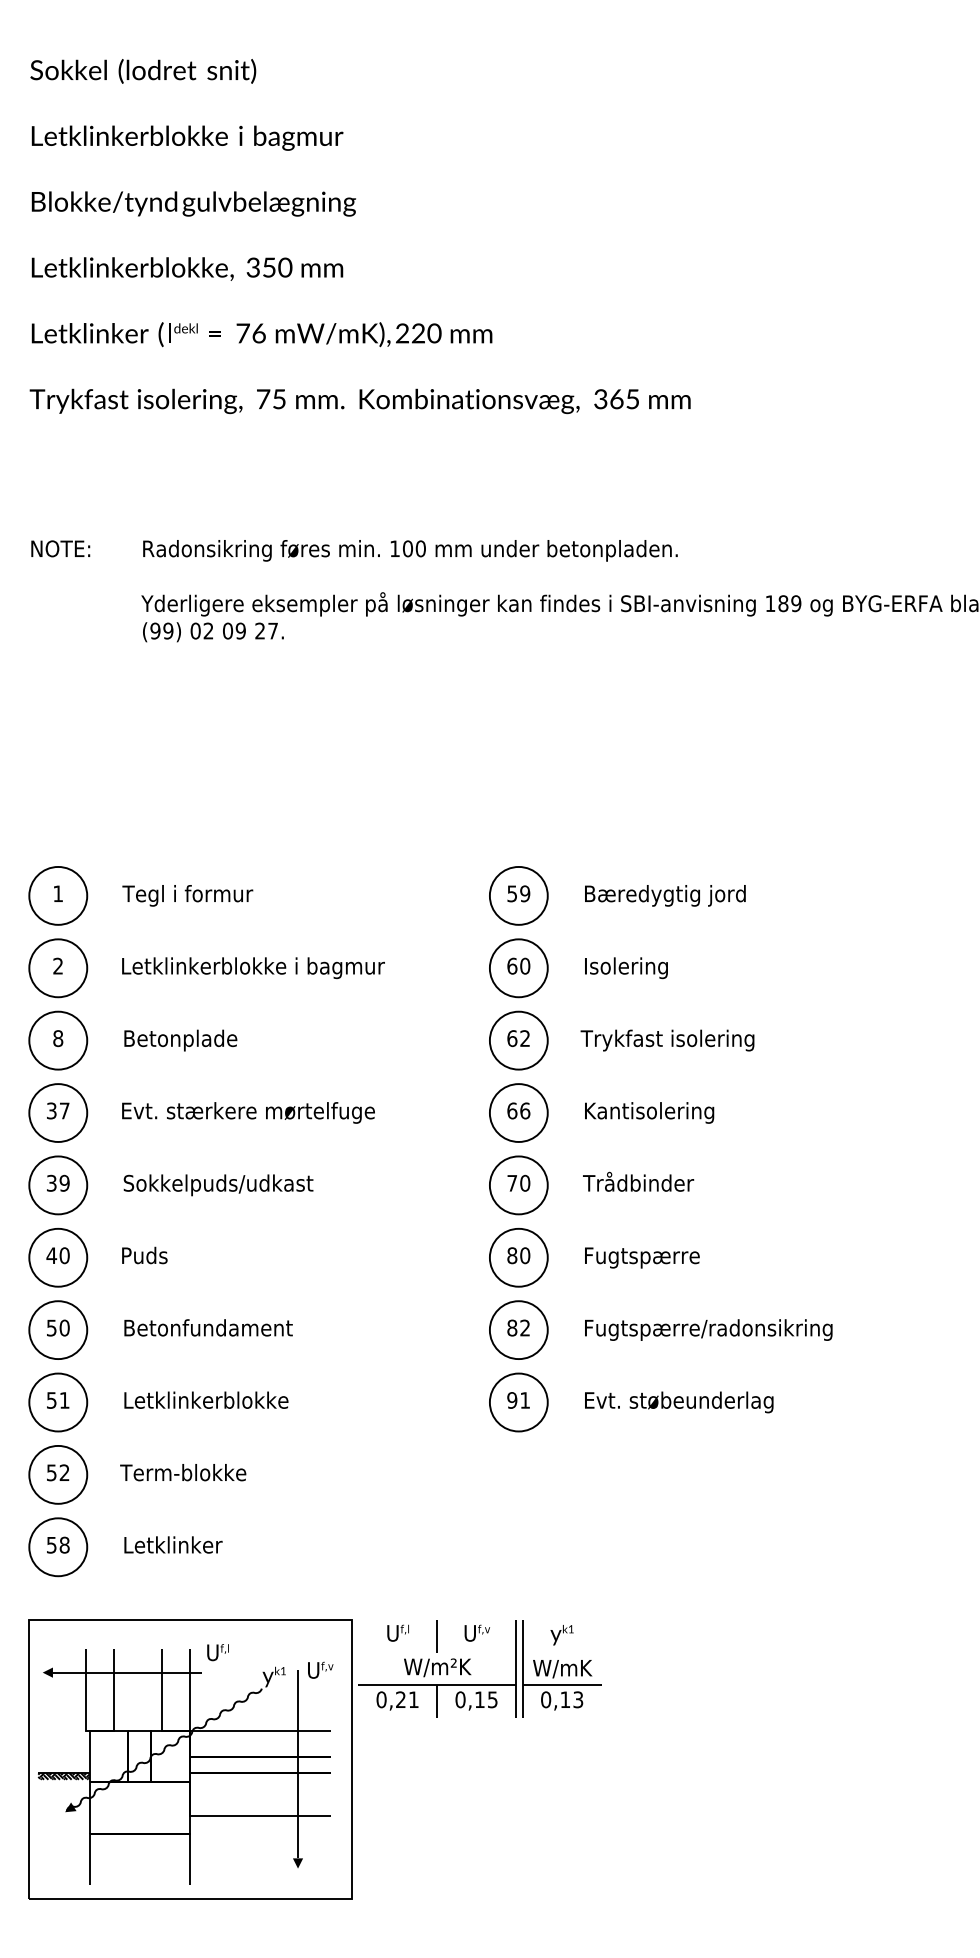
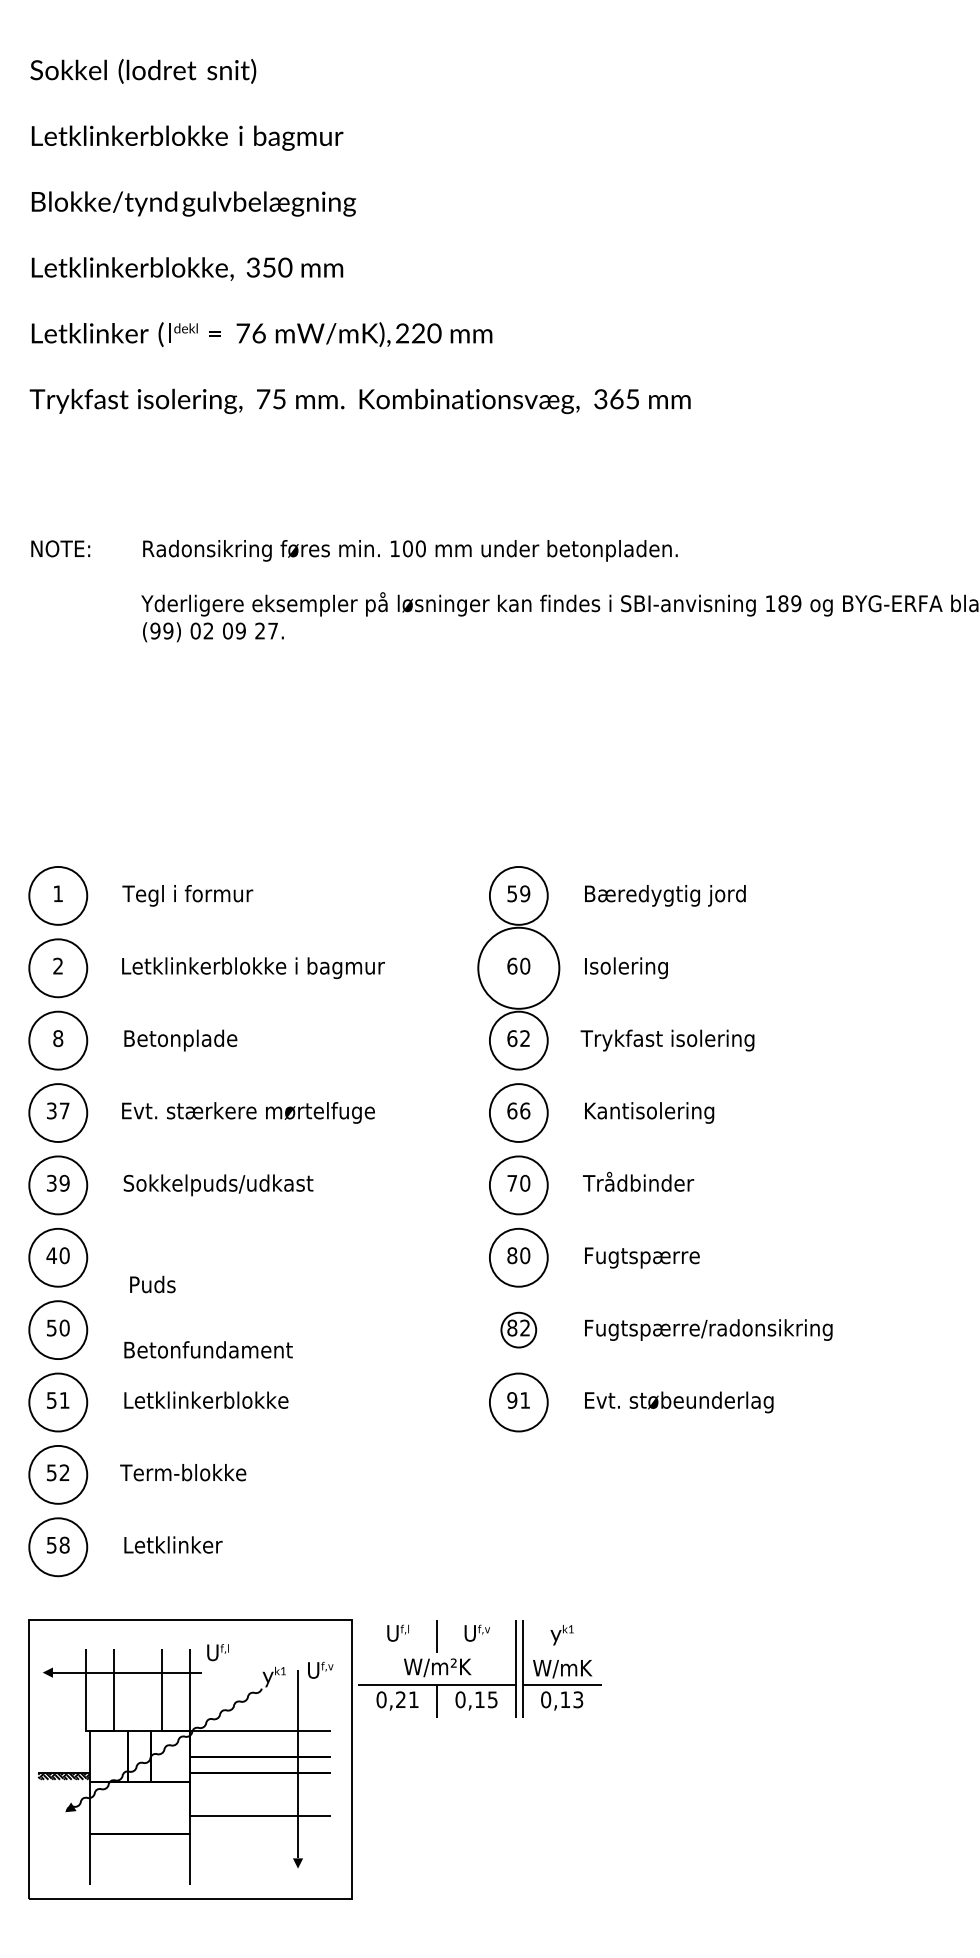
circle diameter: 58 px -> 81 px (518, 967)
text position: (144, 1255) -> (152, 1284) (152, 1284)
text position: (208, 1327) -> (208, 1349) (208, 1349)
circle diameter: 58 px -> 35 px (518, 1329)
